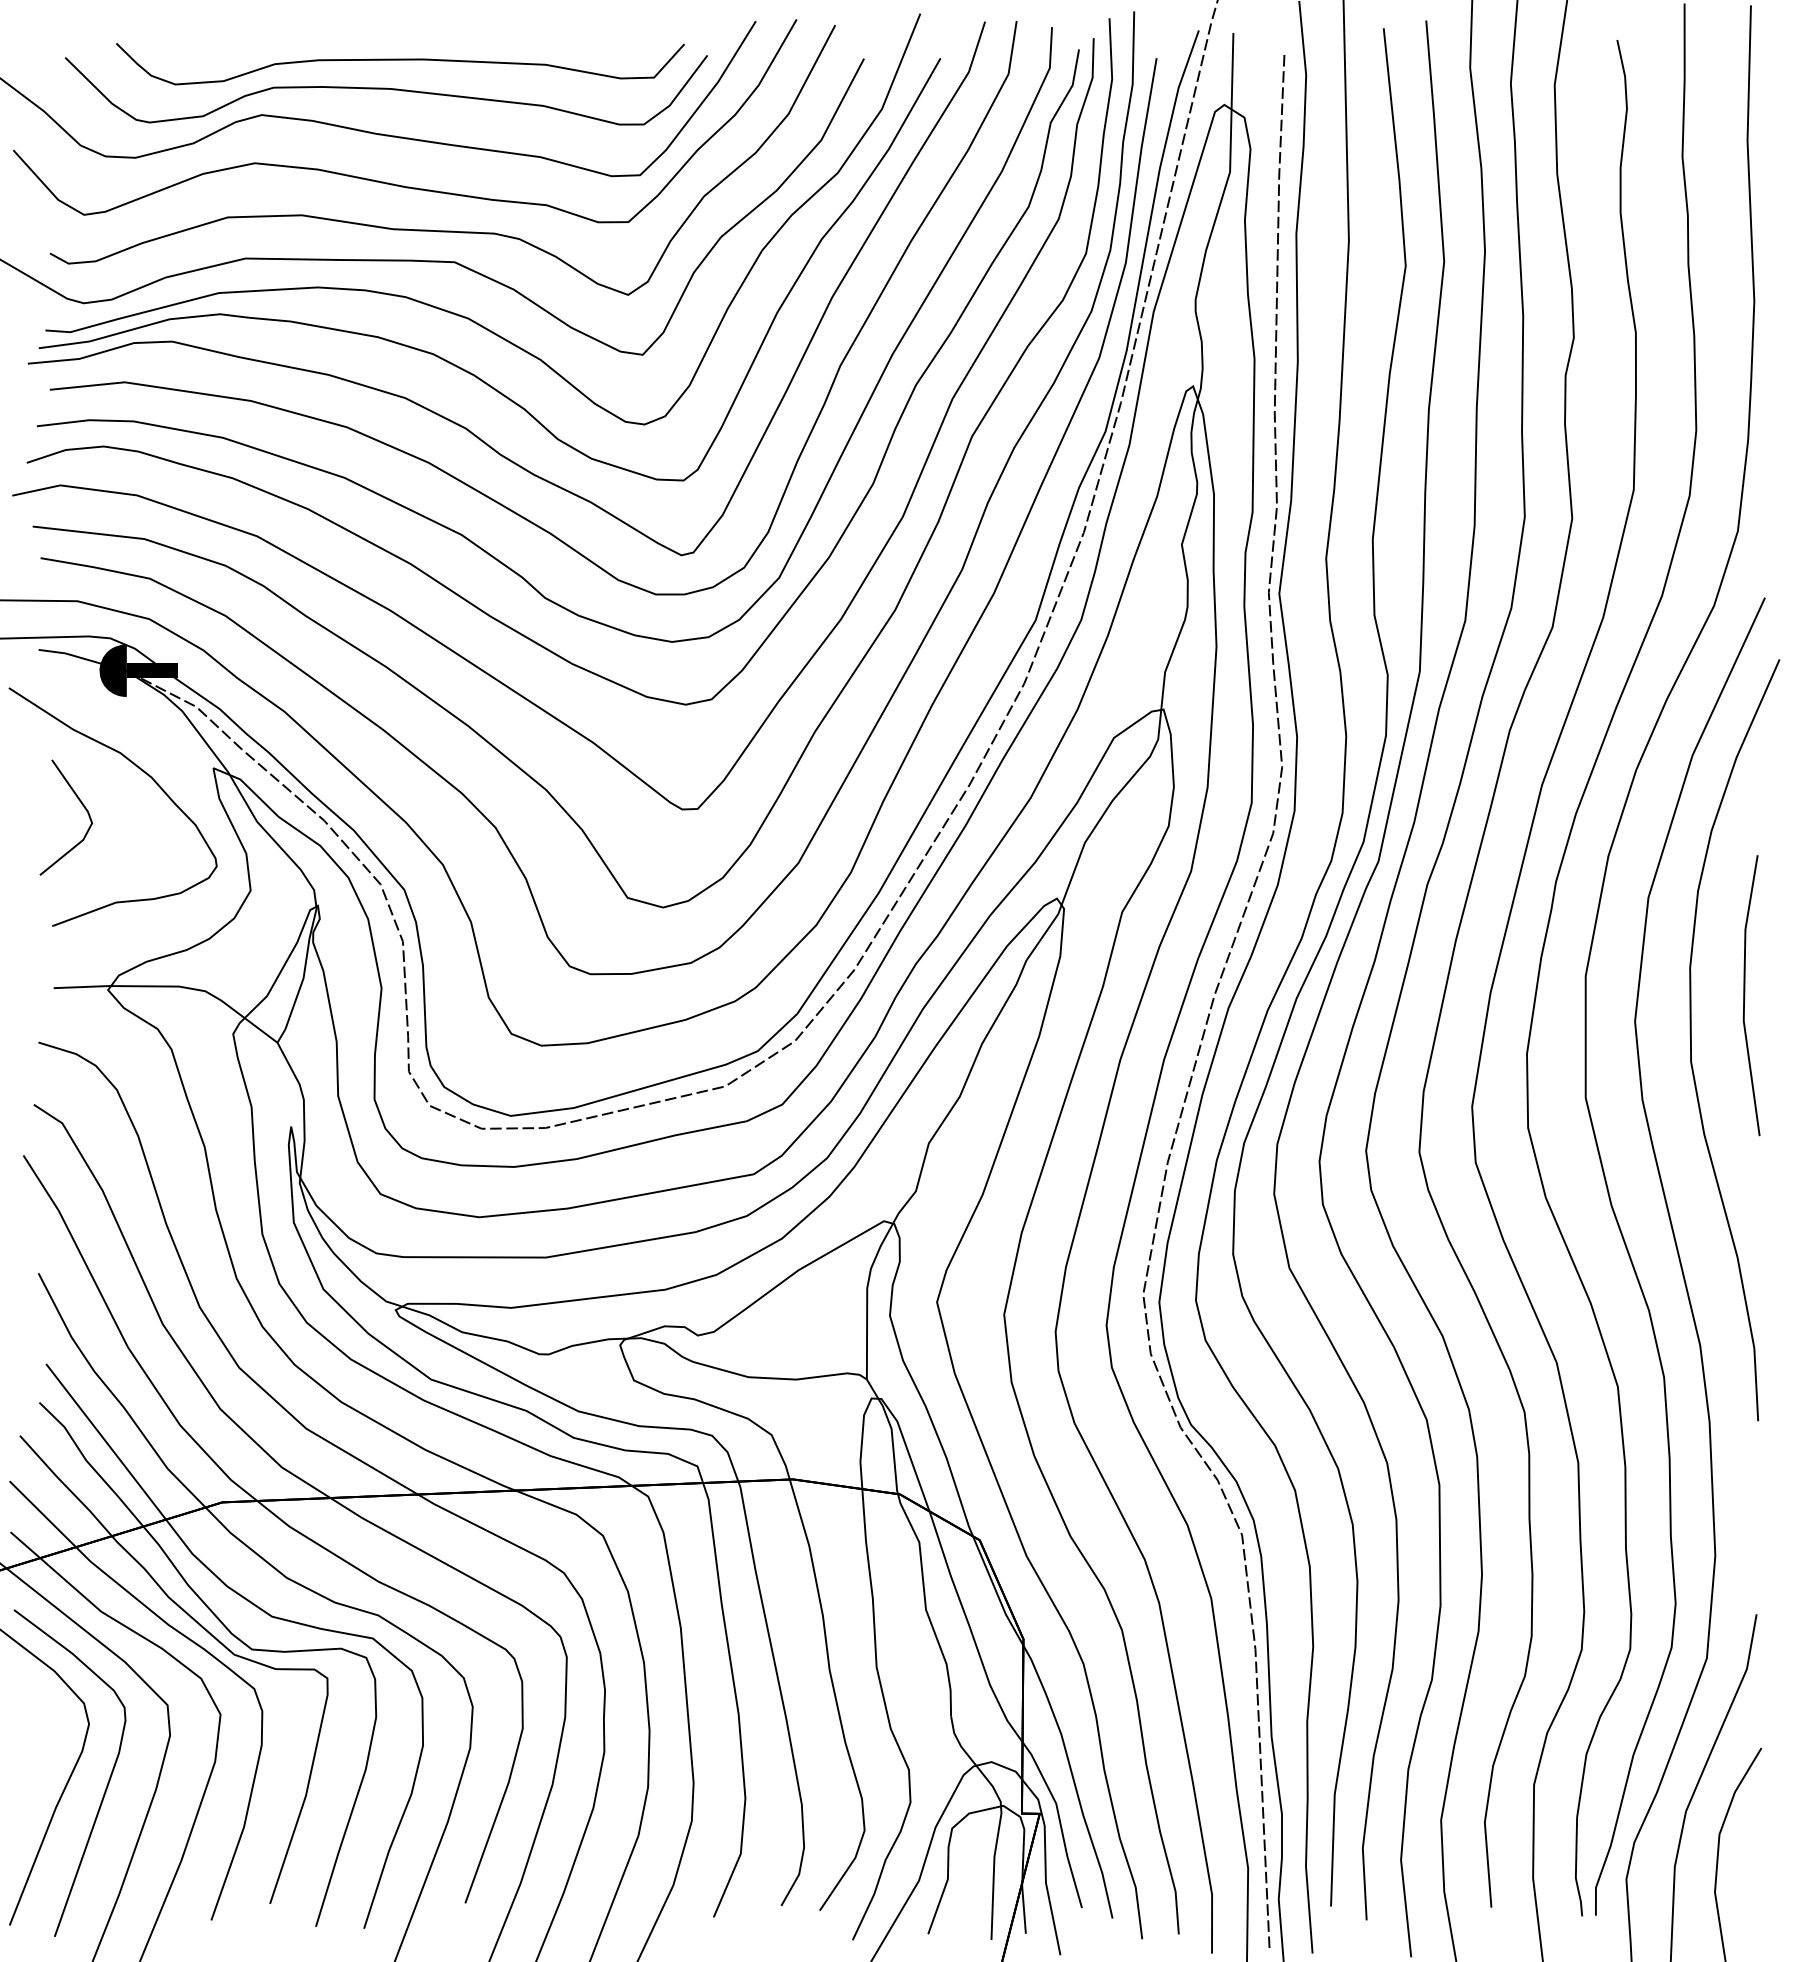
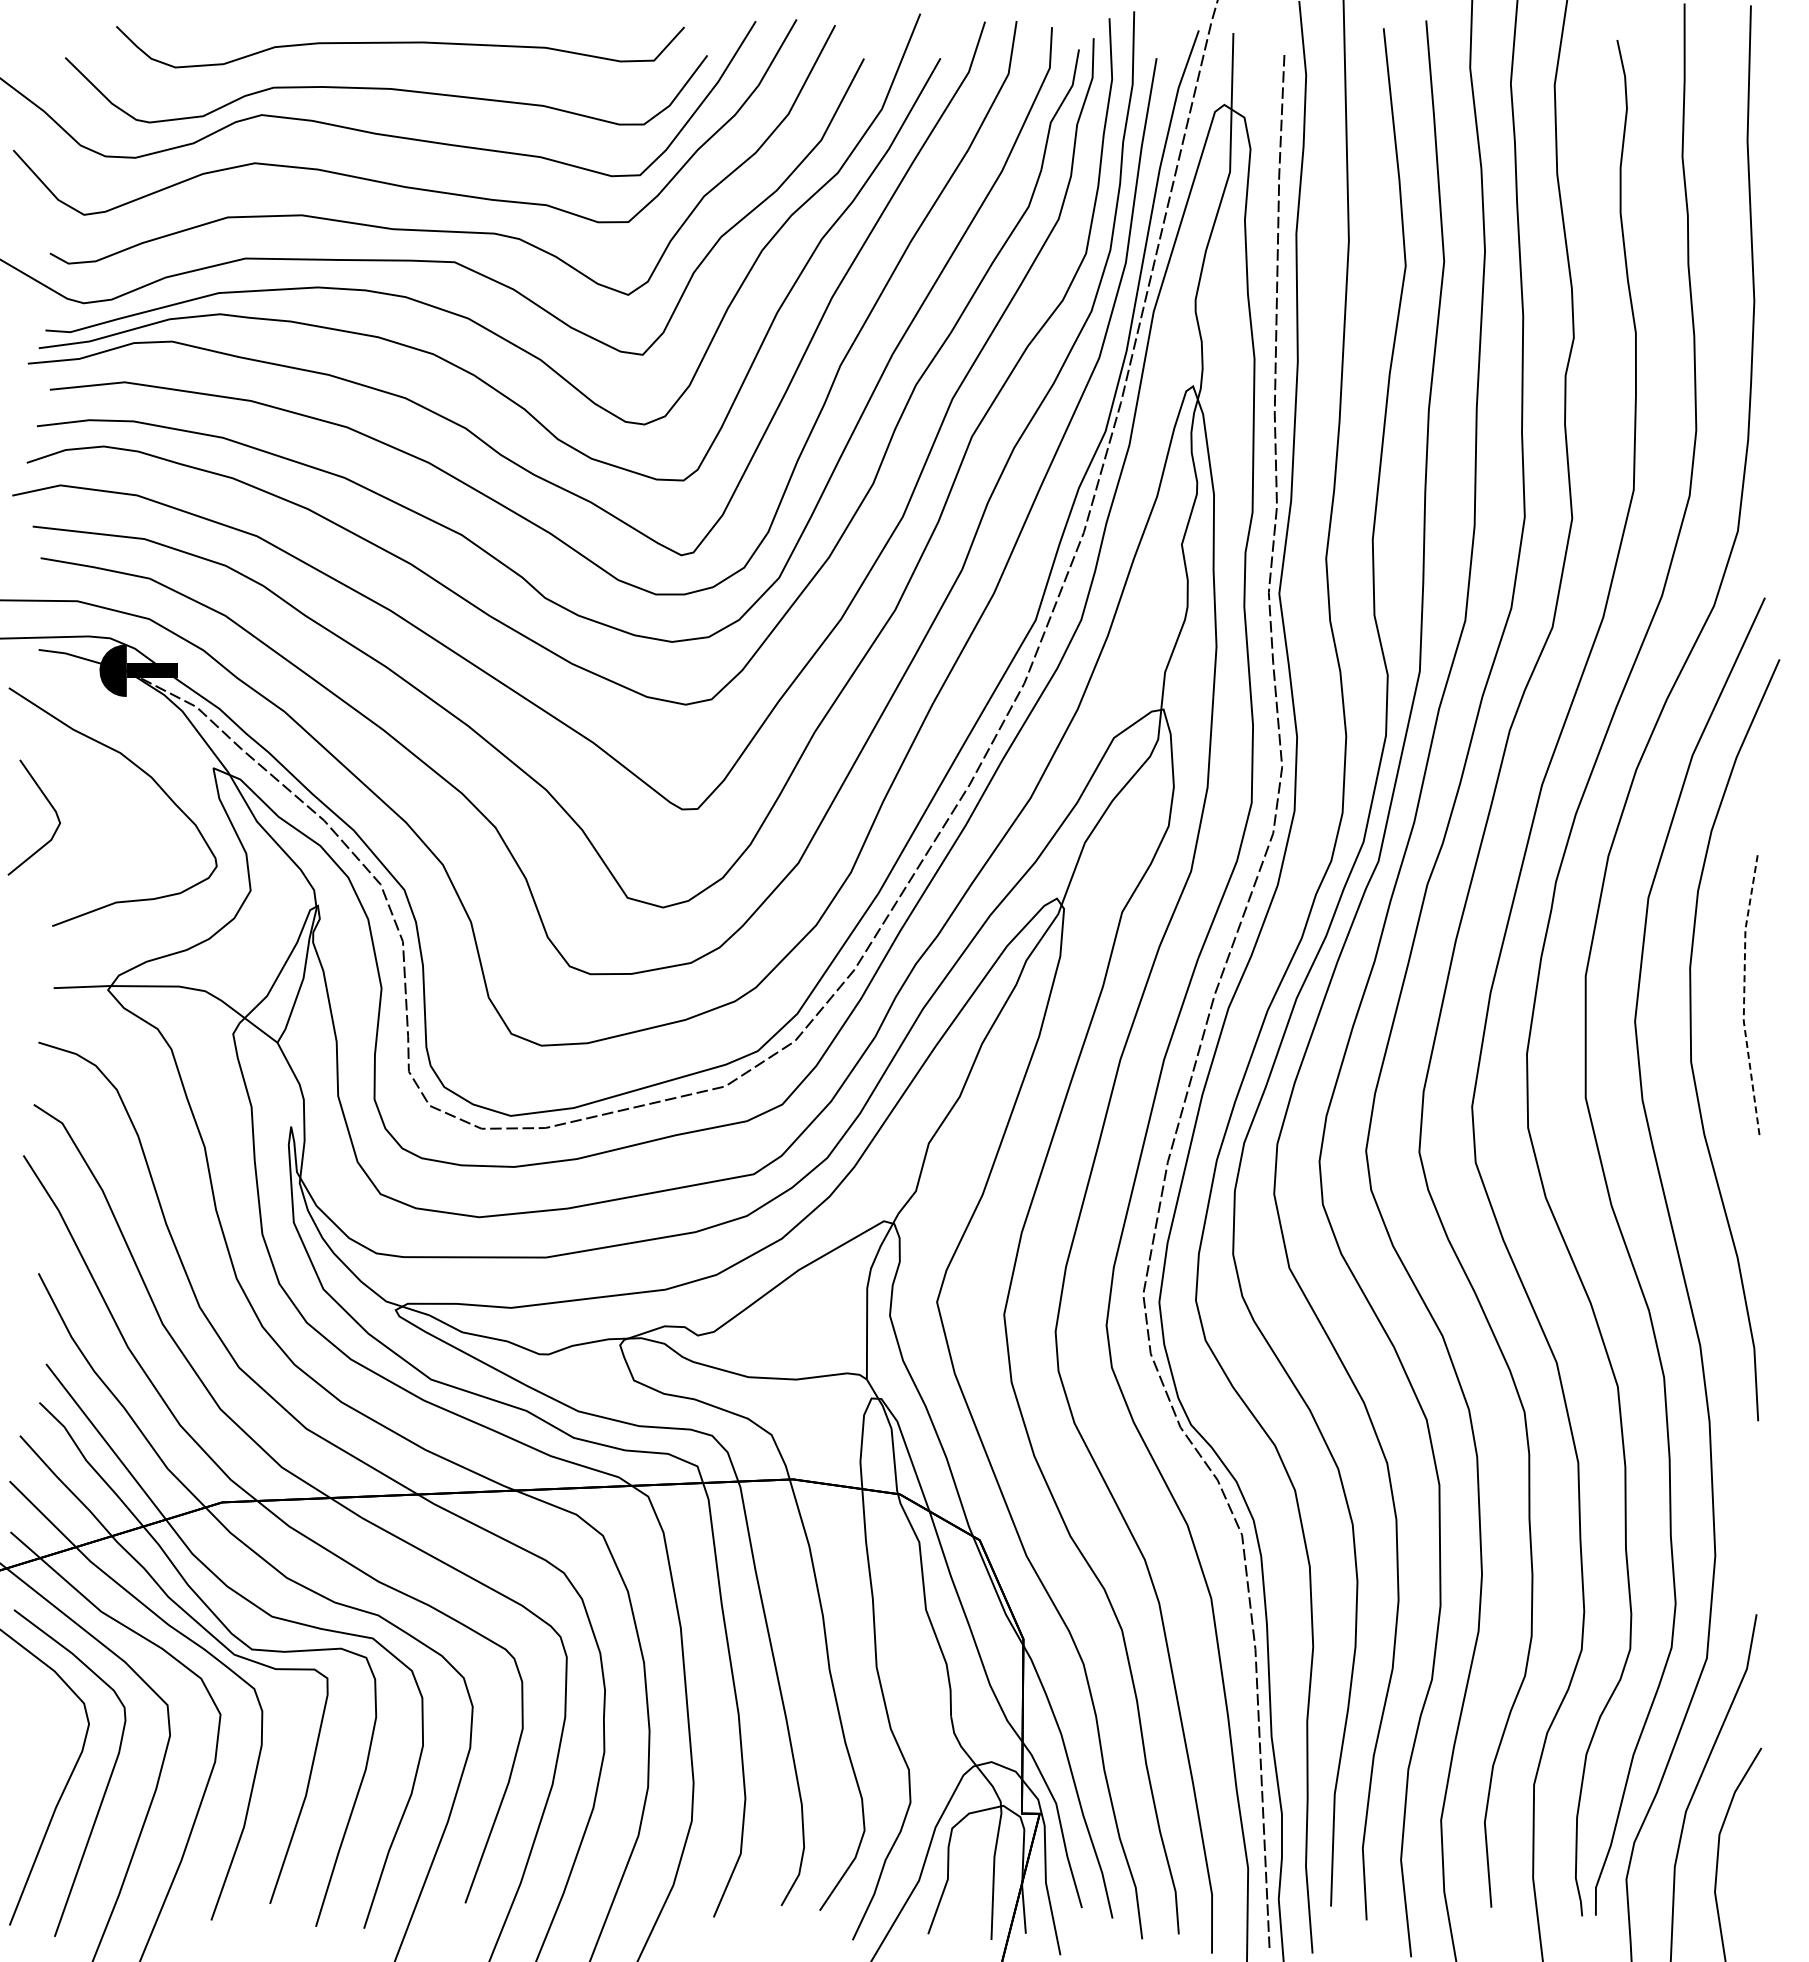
curve position: (400, 60) -> (400, 43) (400, 43)
line position: (83, 807) -> (51, 807) (51, 807)
line: solid -> dashed (1744, 996)
